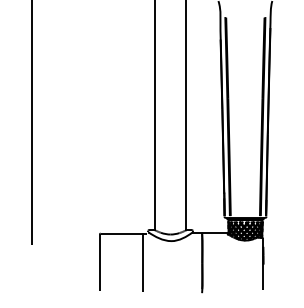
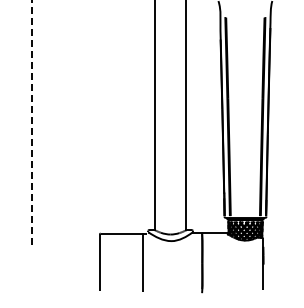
line: solid -> dashed (31, 122)
